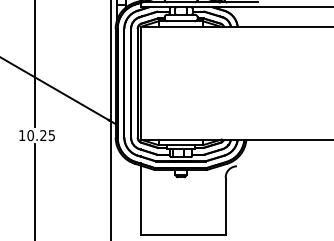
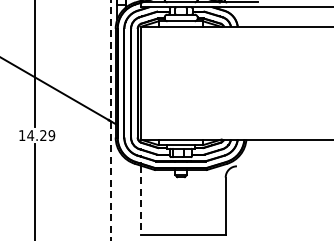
line: solid -> dashed (110, 120)
text: 10.25 -> 14.29 (41, 135)
line: solid -> dashed (140, 200)
